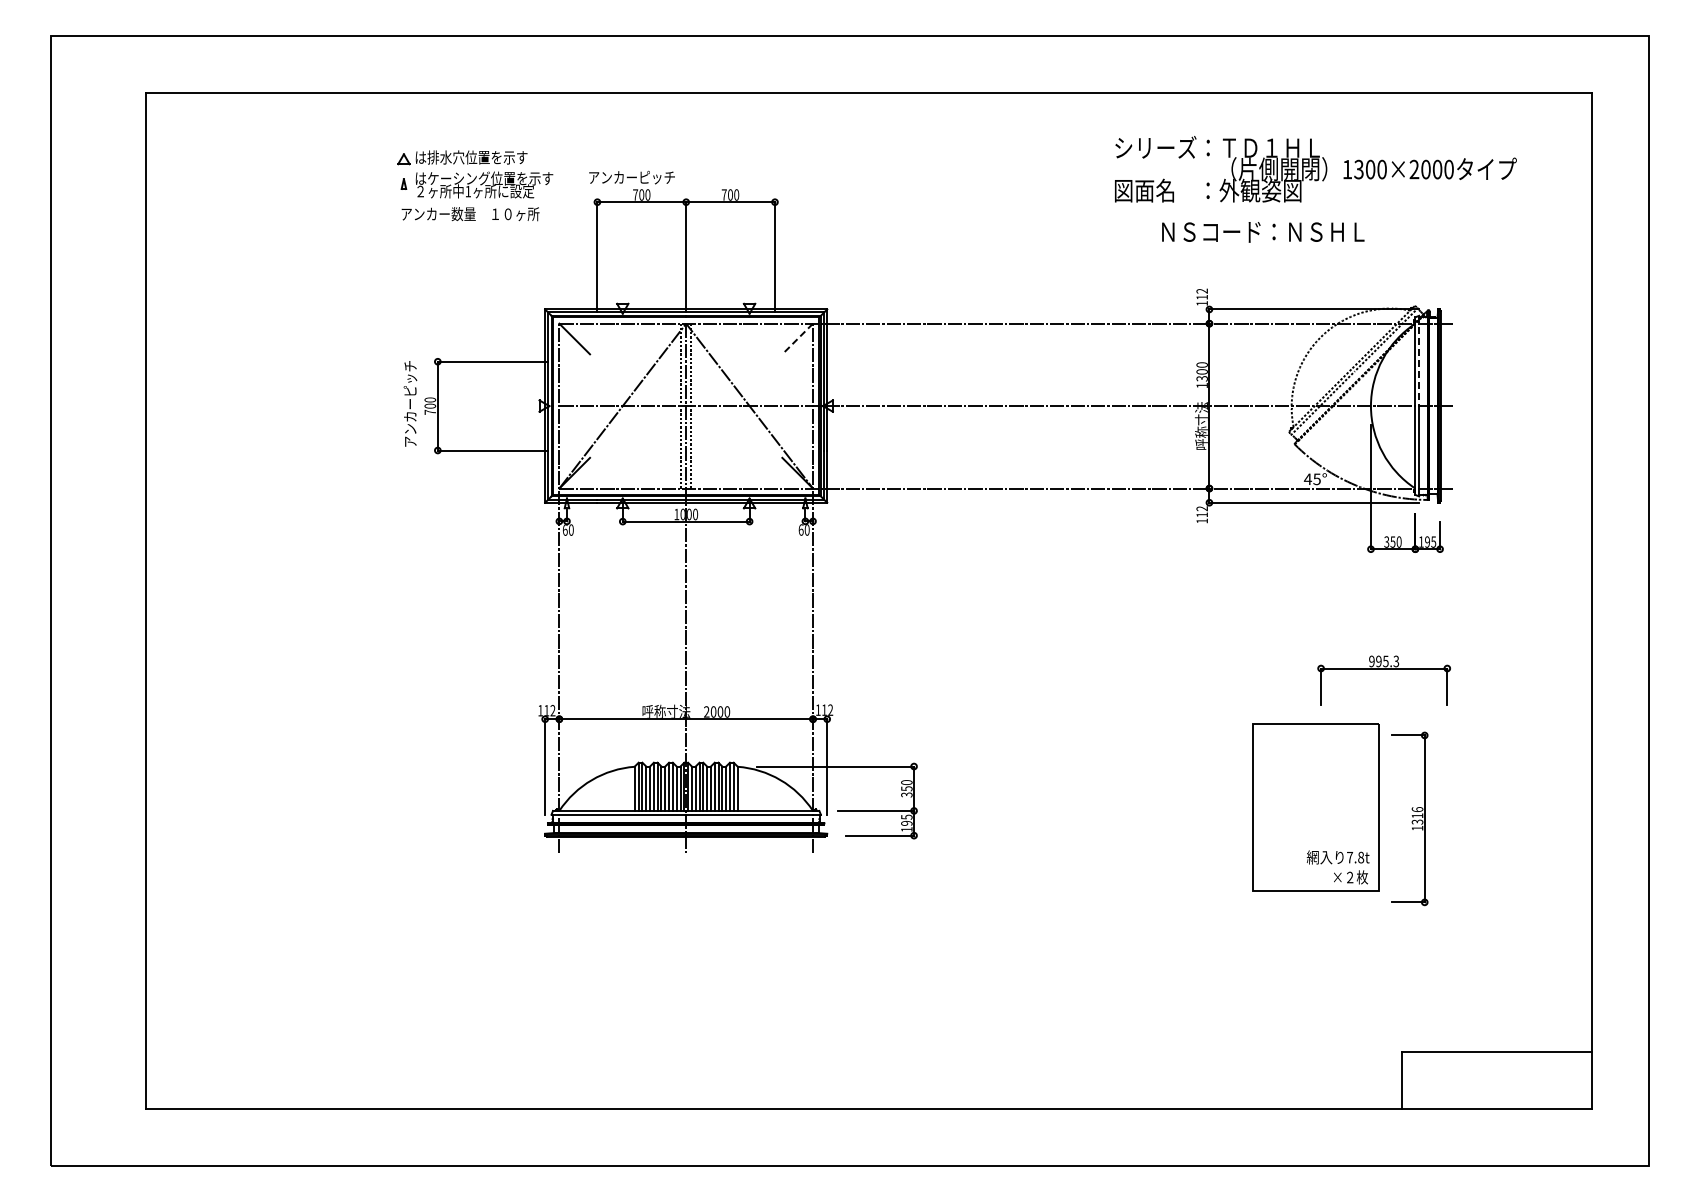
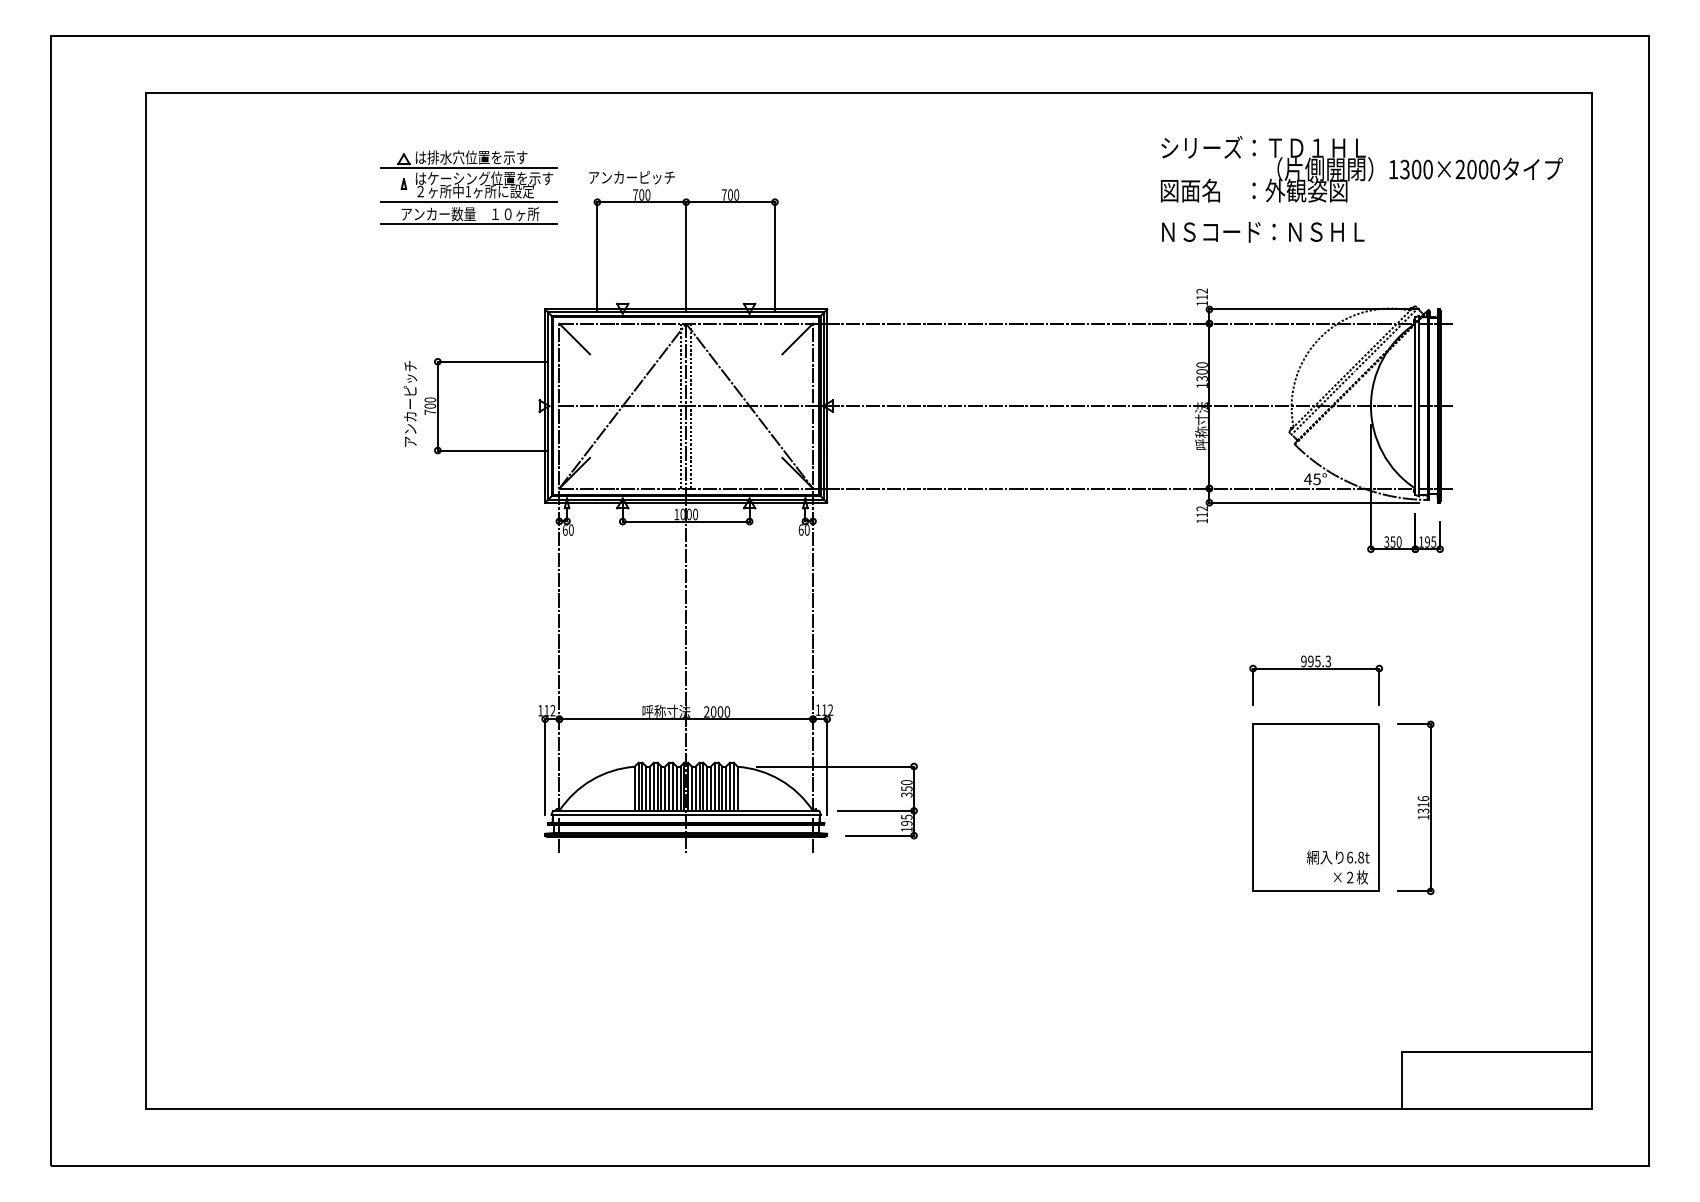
line: none -> present (468, 167)
text position: (1315, 169) -> (1361, 169) (1361, 169)
line: none -> present (468, 201)
line: none -> present (468, 223)
line: dashed -> solid (797, 339)
line: dashed -> solid (1419, 361)
part position: (1383, 669) -> (1315, 669) (1315, 669)
part position: (1409, 818) -> (1415, 807) (1415, 807)
text: 7.8t -> 6.8t (1350, 857)
